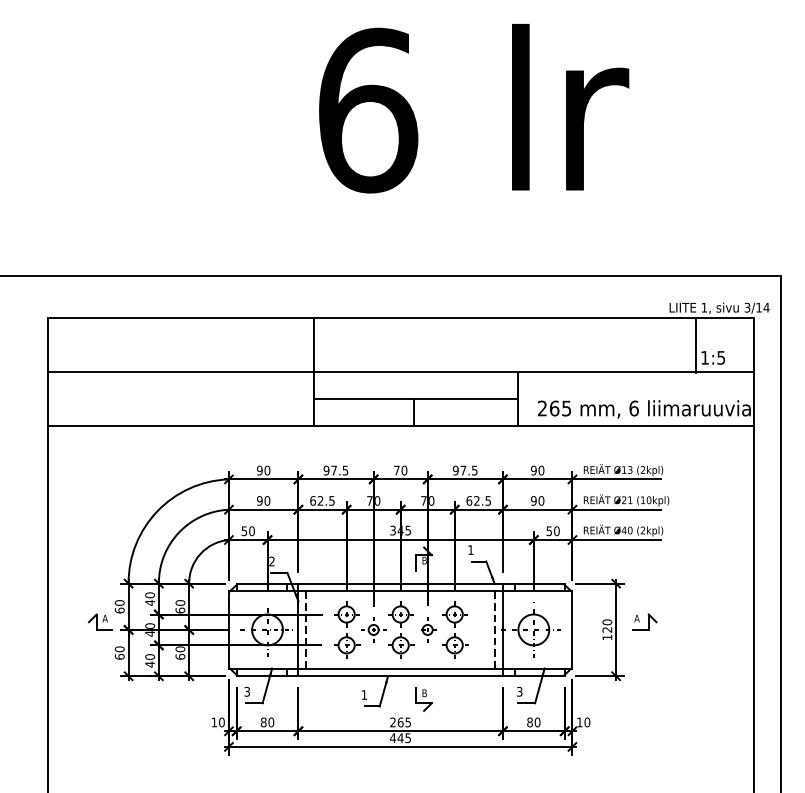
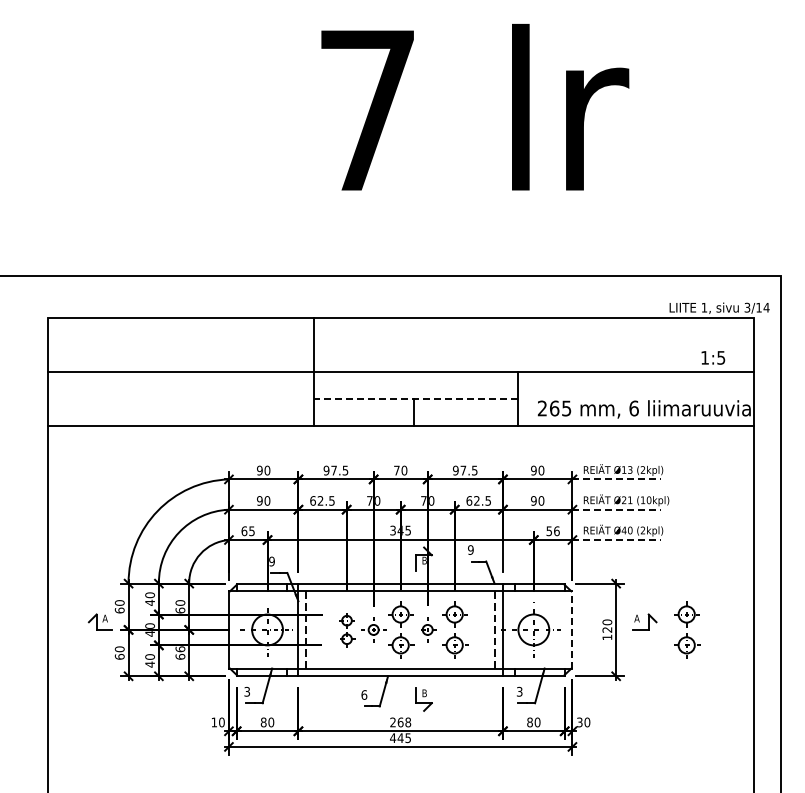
text: 6 -> 7 (368, 110)
line: present -> none (695, 345)
line: solid -> dashed (415, 399)
line: solid -> dashed (617, 479)
line: solid -> dashed (617, 509)
text: 50 -> 56 (556, 530)
text: 50 -> 65 (247, 531)
line: solid -> dashed (617, 540)
text: 1 -> 9 (470, 549)
text: 2 -> 9 (271, 561)
part size: 27x58 px -> 17x35 px (347, 630)
line: solid -> dashed (572, 629)
part: none -> present (687, 629)
text: 60 -> 66 (179, 649)
text: 1 -> 6 (364, 694)
text: 265 -> 268 (408, 722)
text: 10 -> 30 (579, 722)
